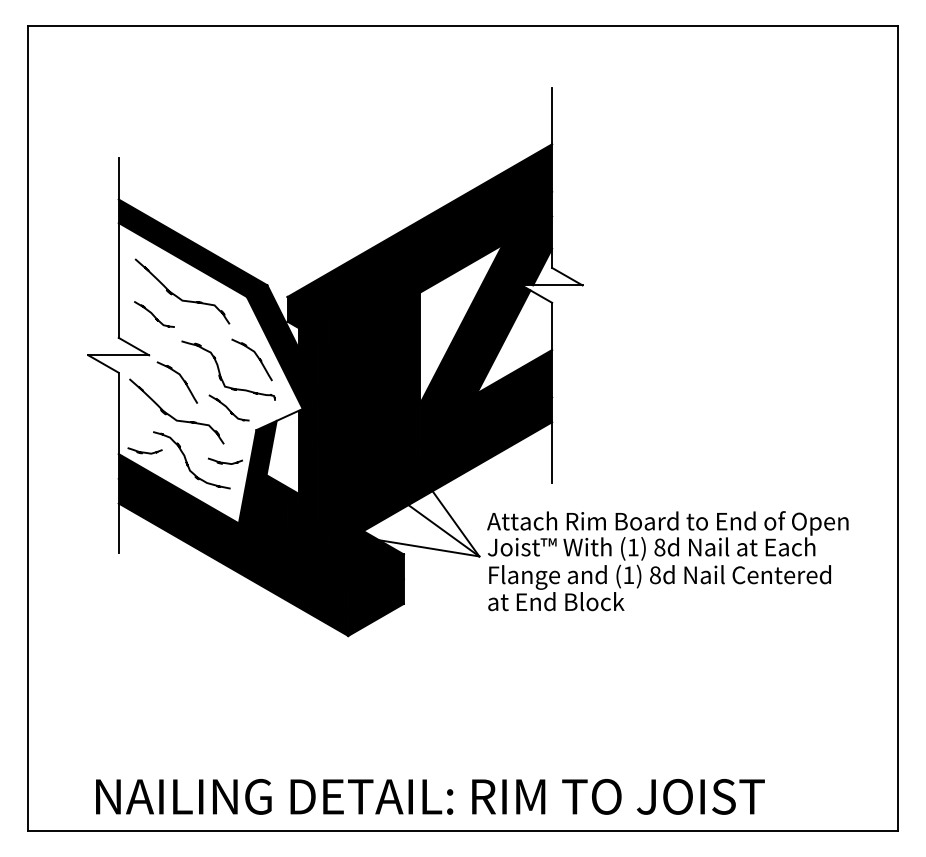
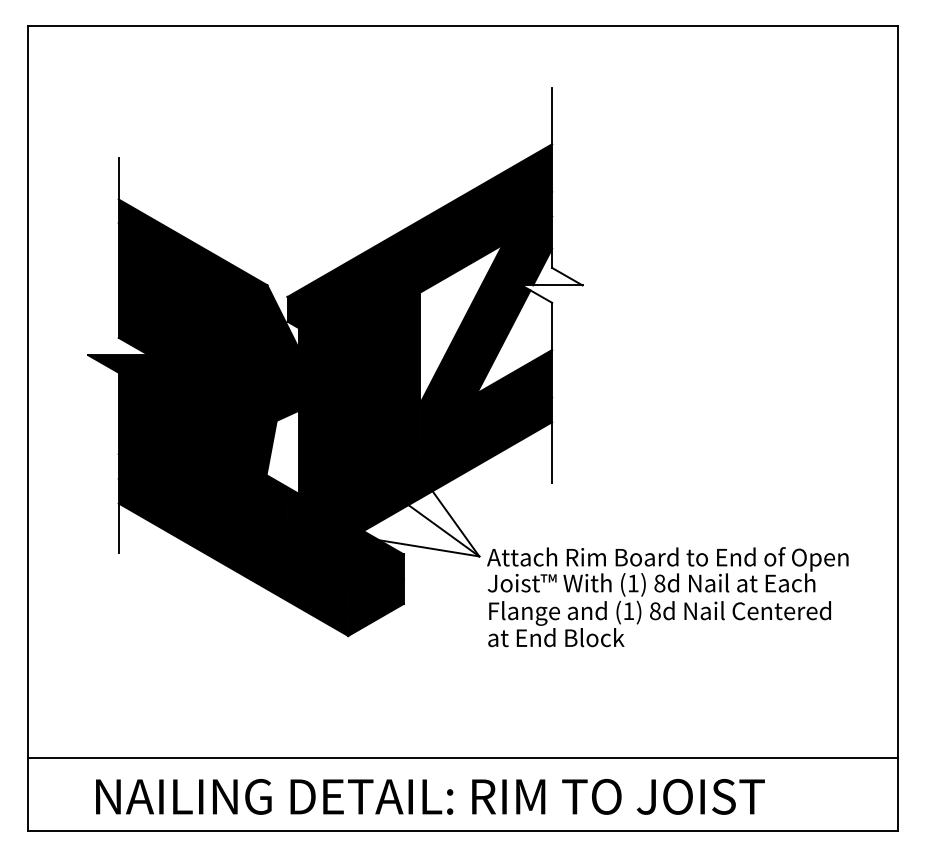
fill: none -> present (195, 372)
text position: (667, 561) -> (667, 597) (667, 597)
line: none -> present (462, 758)
